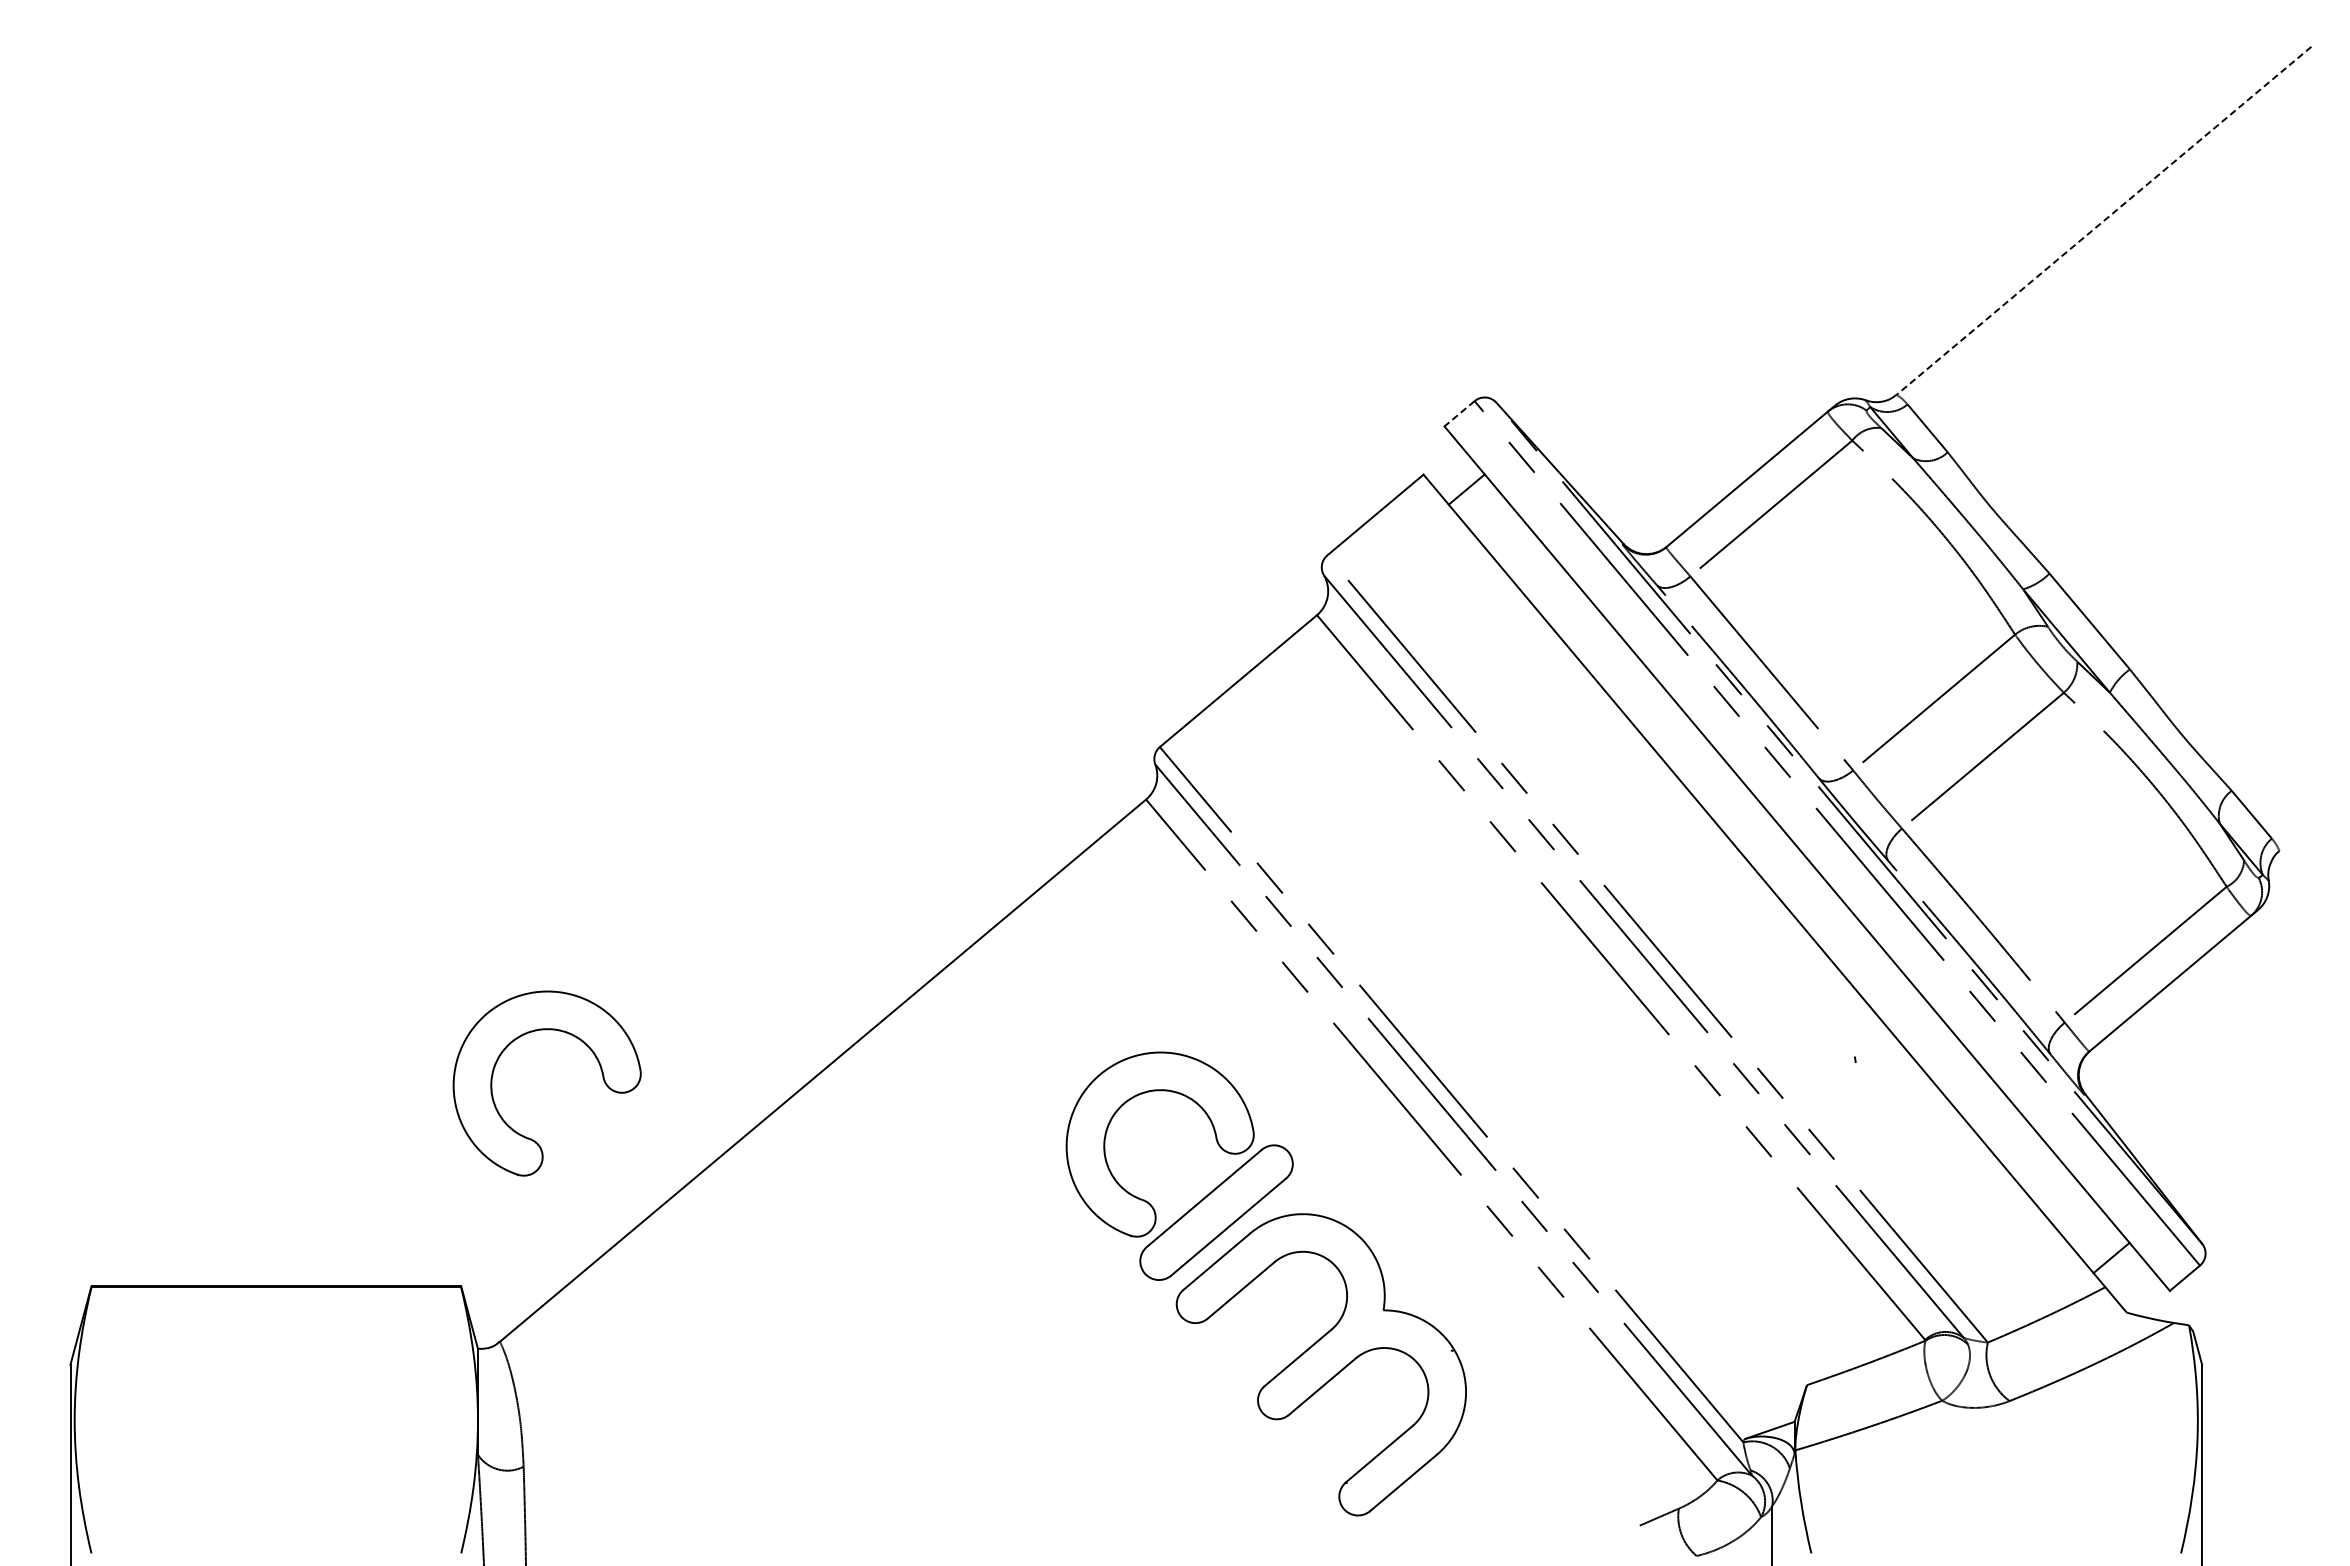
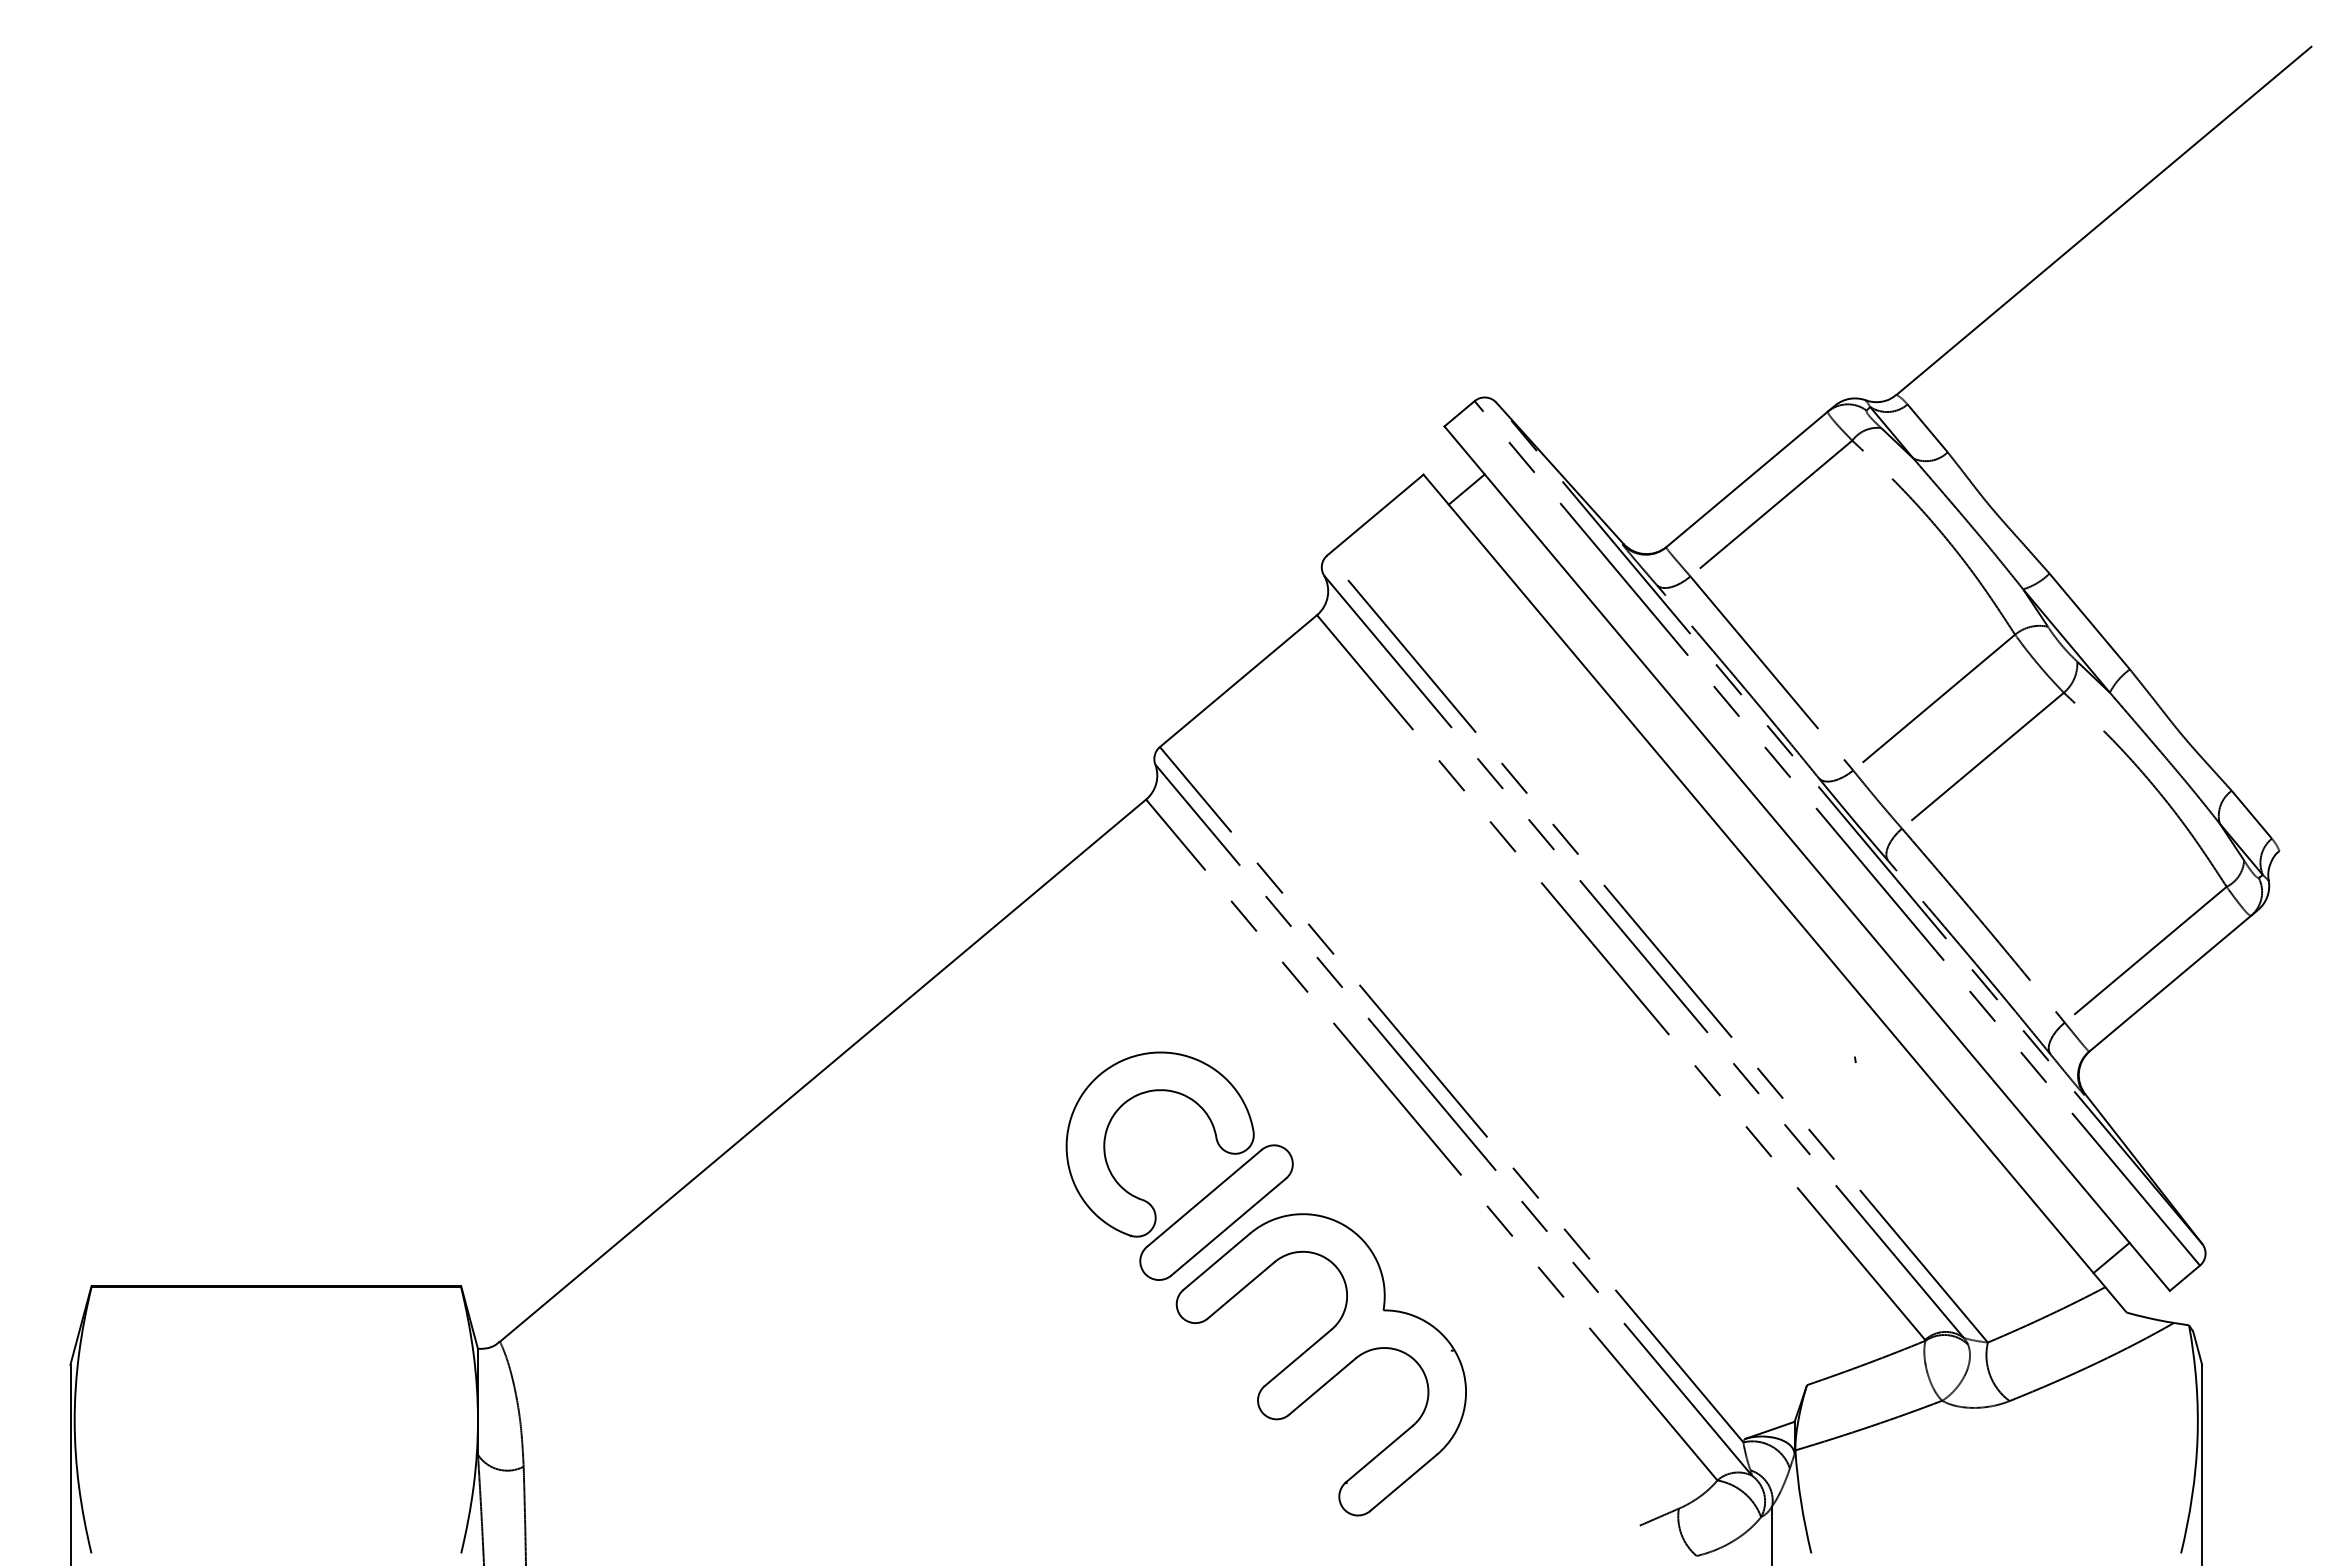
line: dashed -> solid (2104, 220)
line: dashed -> solid (1459, 413)
part: present -> none (517, 1039)
